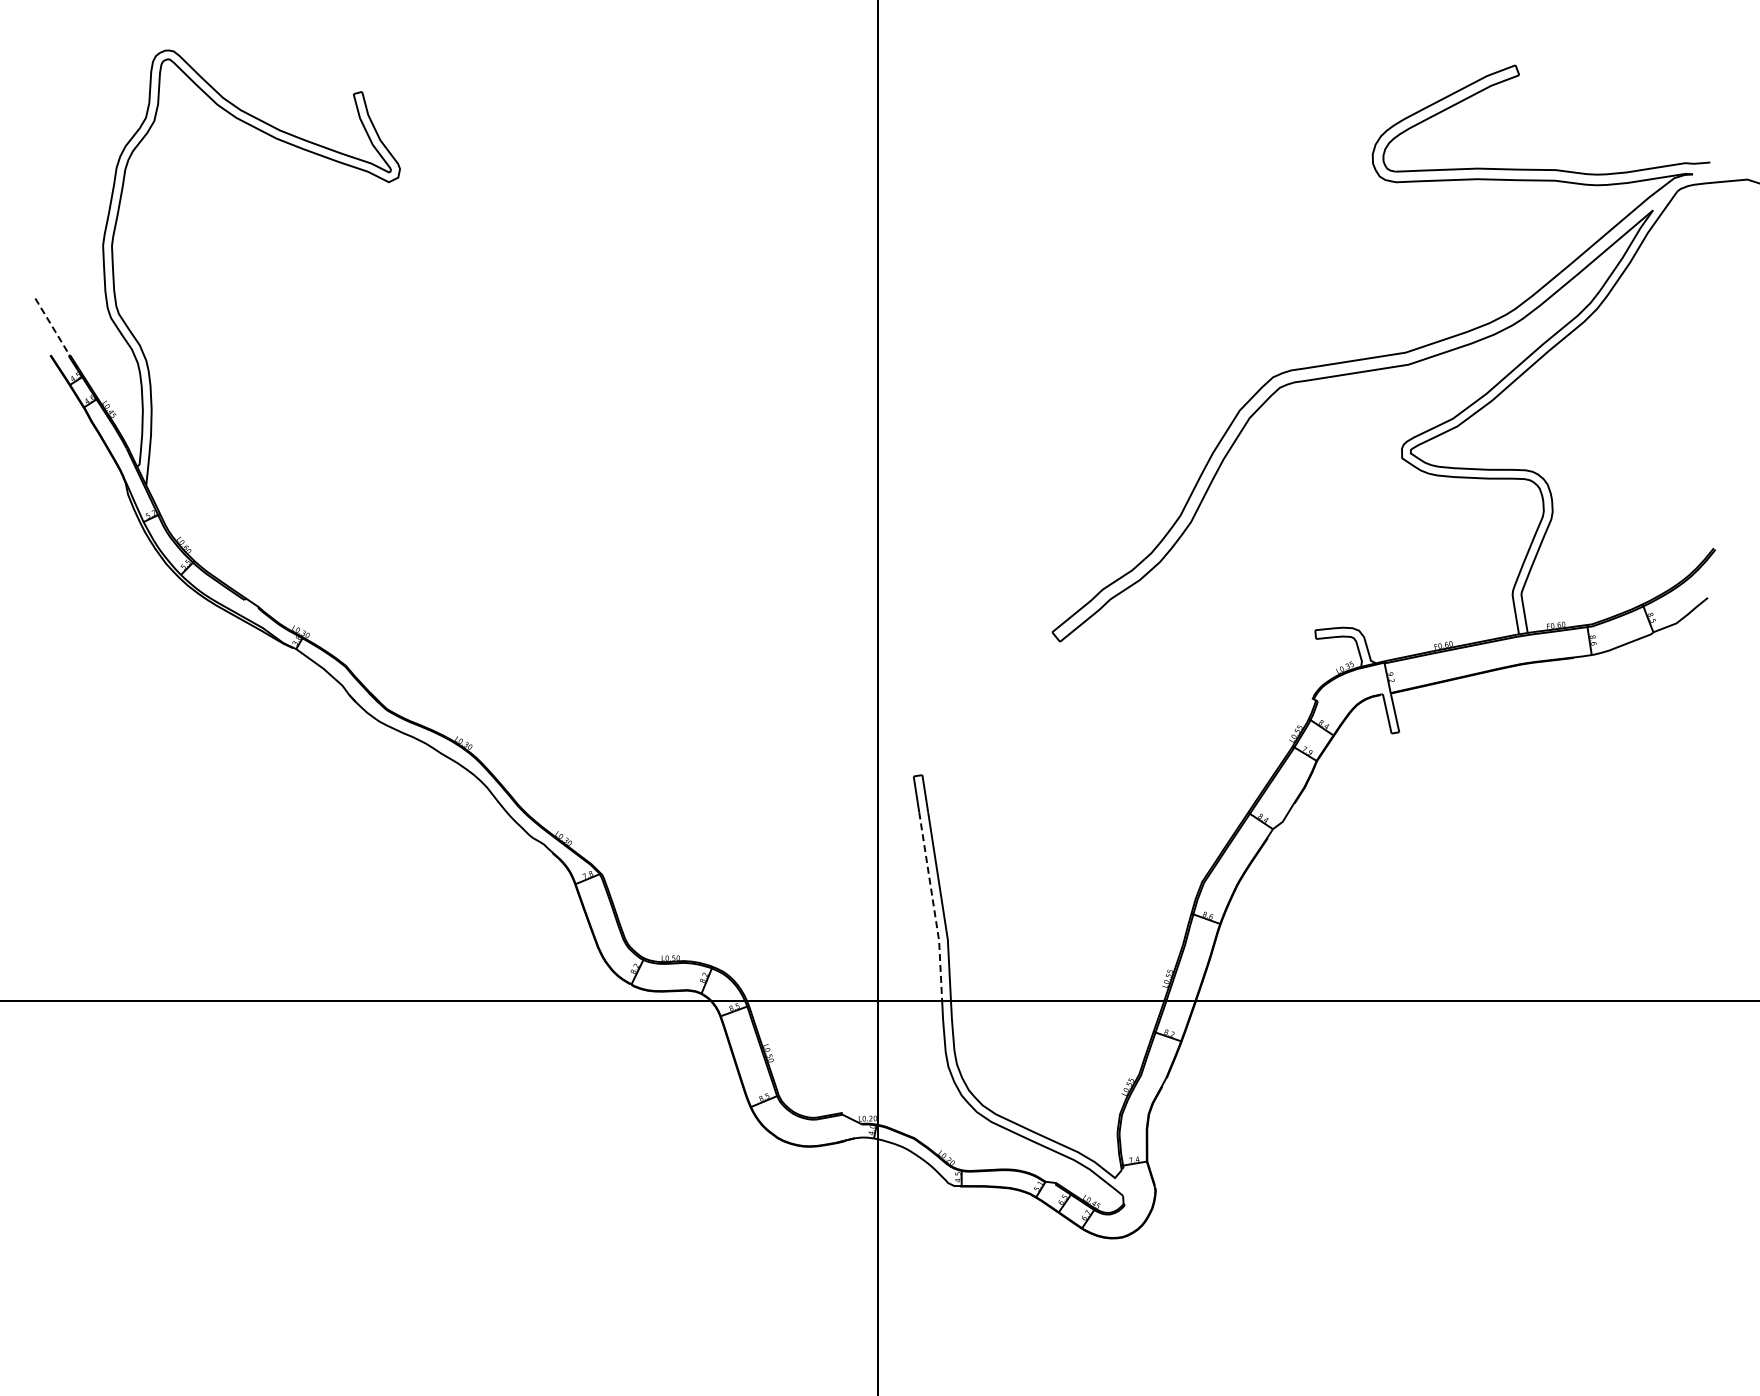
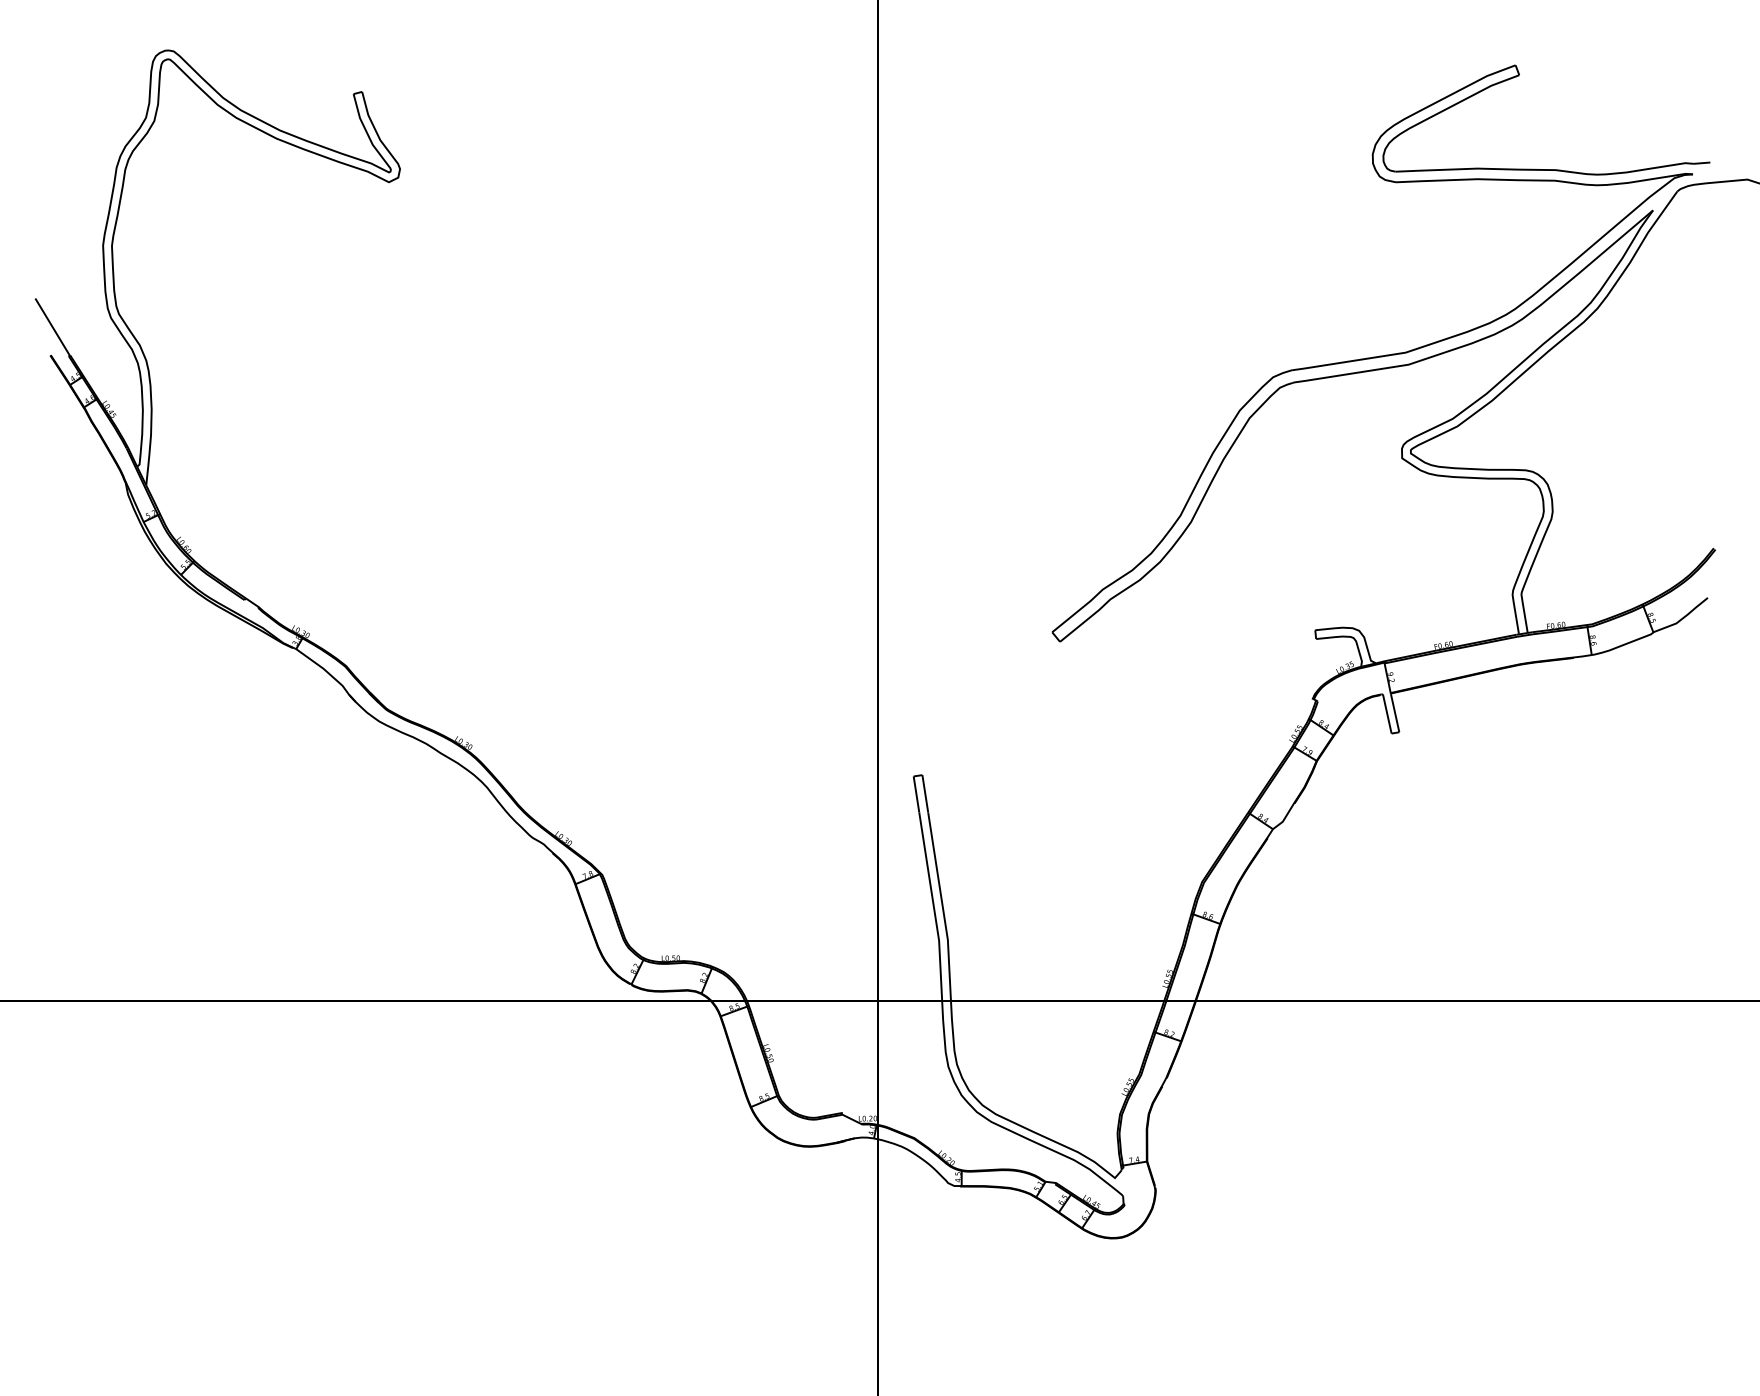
line: dashed -> solid (53, 328)
line: dashed -> solid (933, 907)
